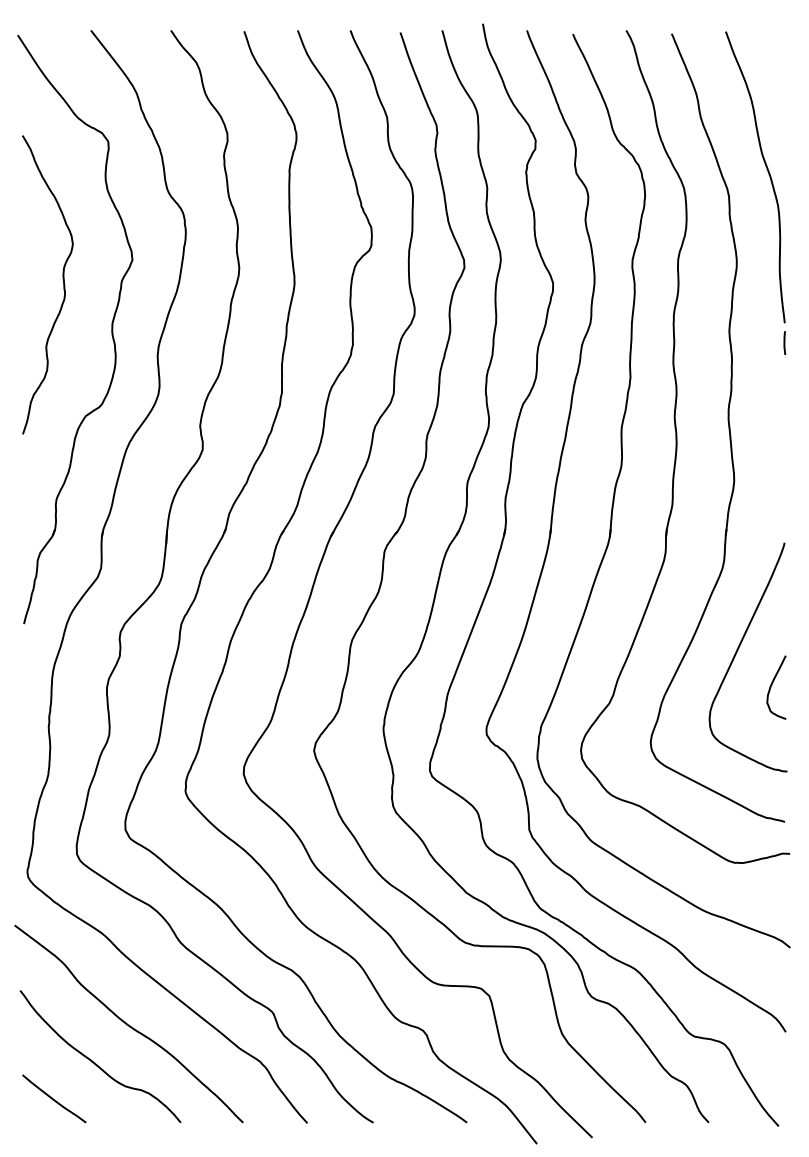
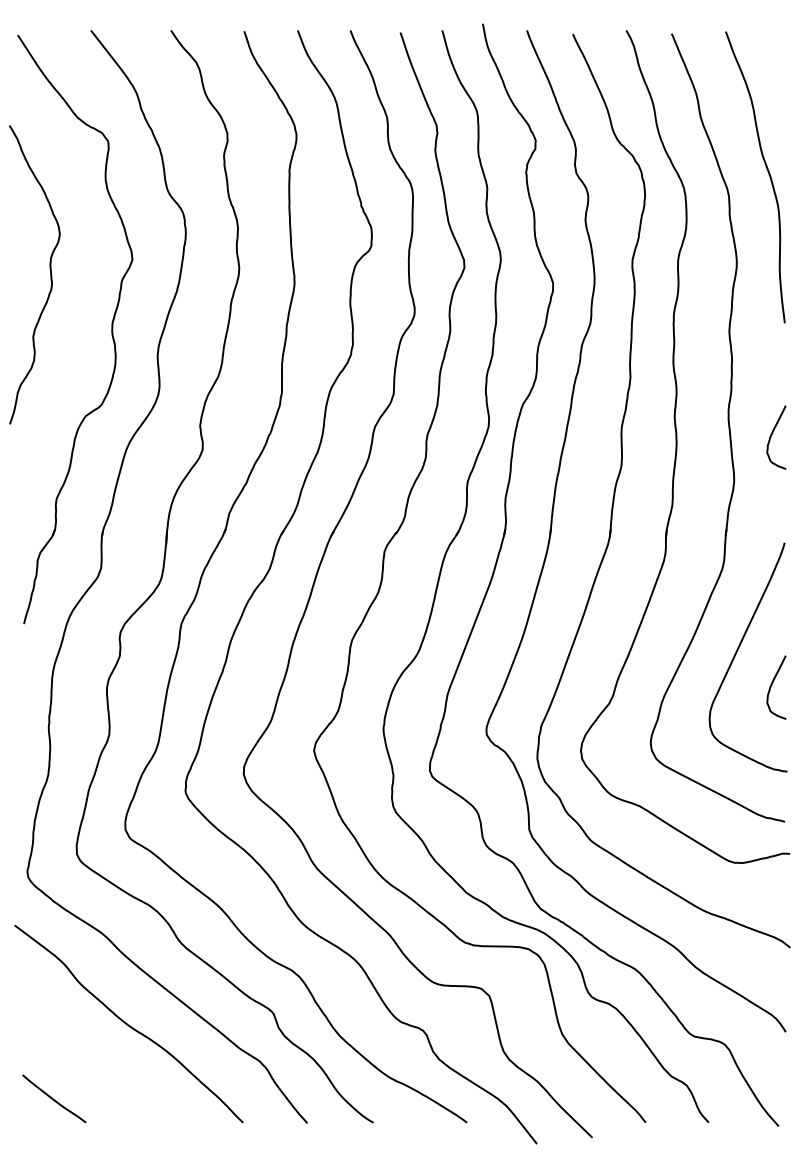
curve position: (62, 279) -> (49, 269) (49, 269)
line: present -> none (784, 342)
curve: none -> present (772, 435)
curve: present -> none (96, 1063)
